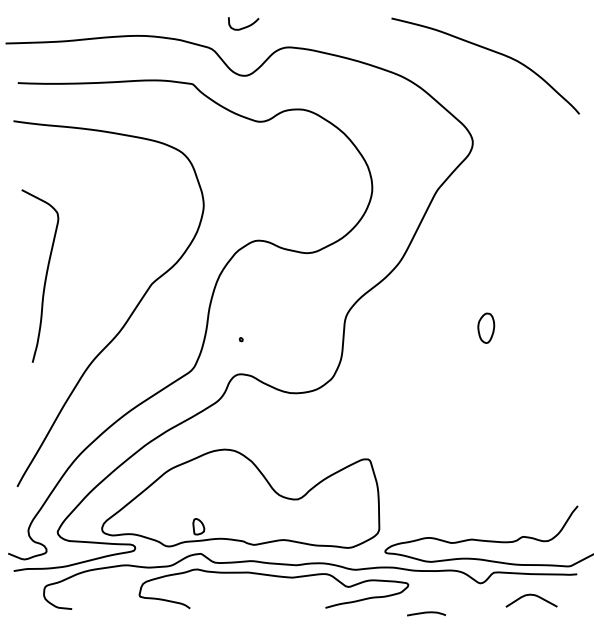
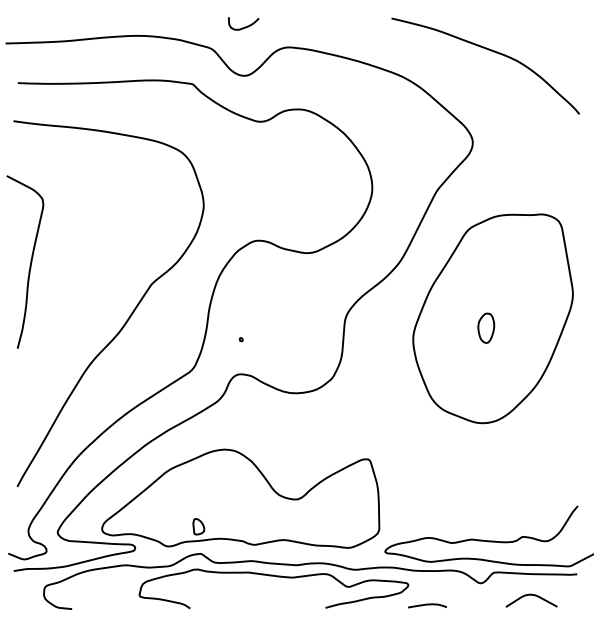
curve position: (45, 275) -> (30, 261) (30, 261)
part: none -> present (492, 318)
curve position: (426, 613) -> (427, 605) (427, 605)
